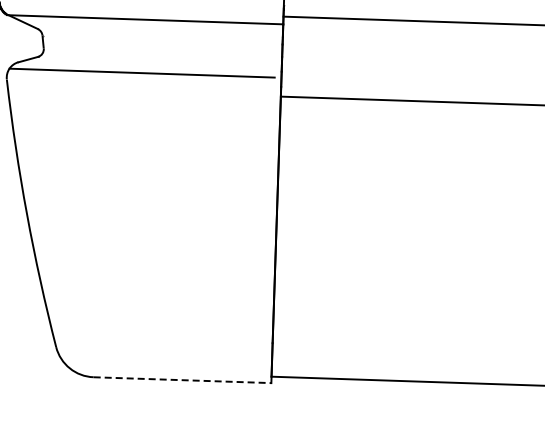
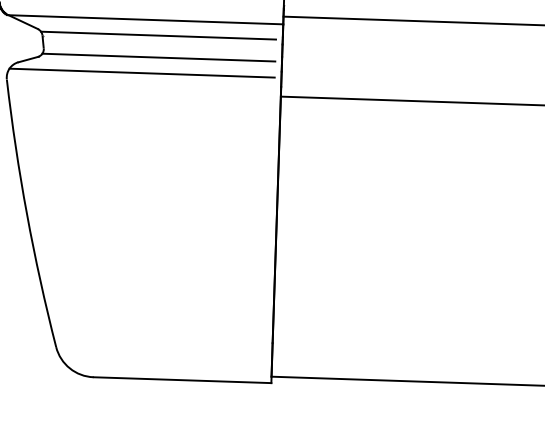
line: none -> present (158, 35)
line: none -> present (158, 57)
line: dashed -> solid (182, 380)
